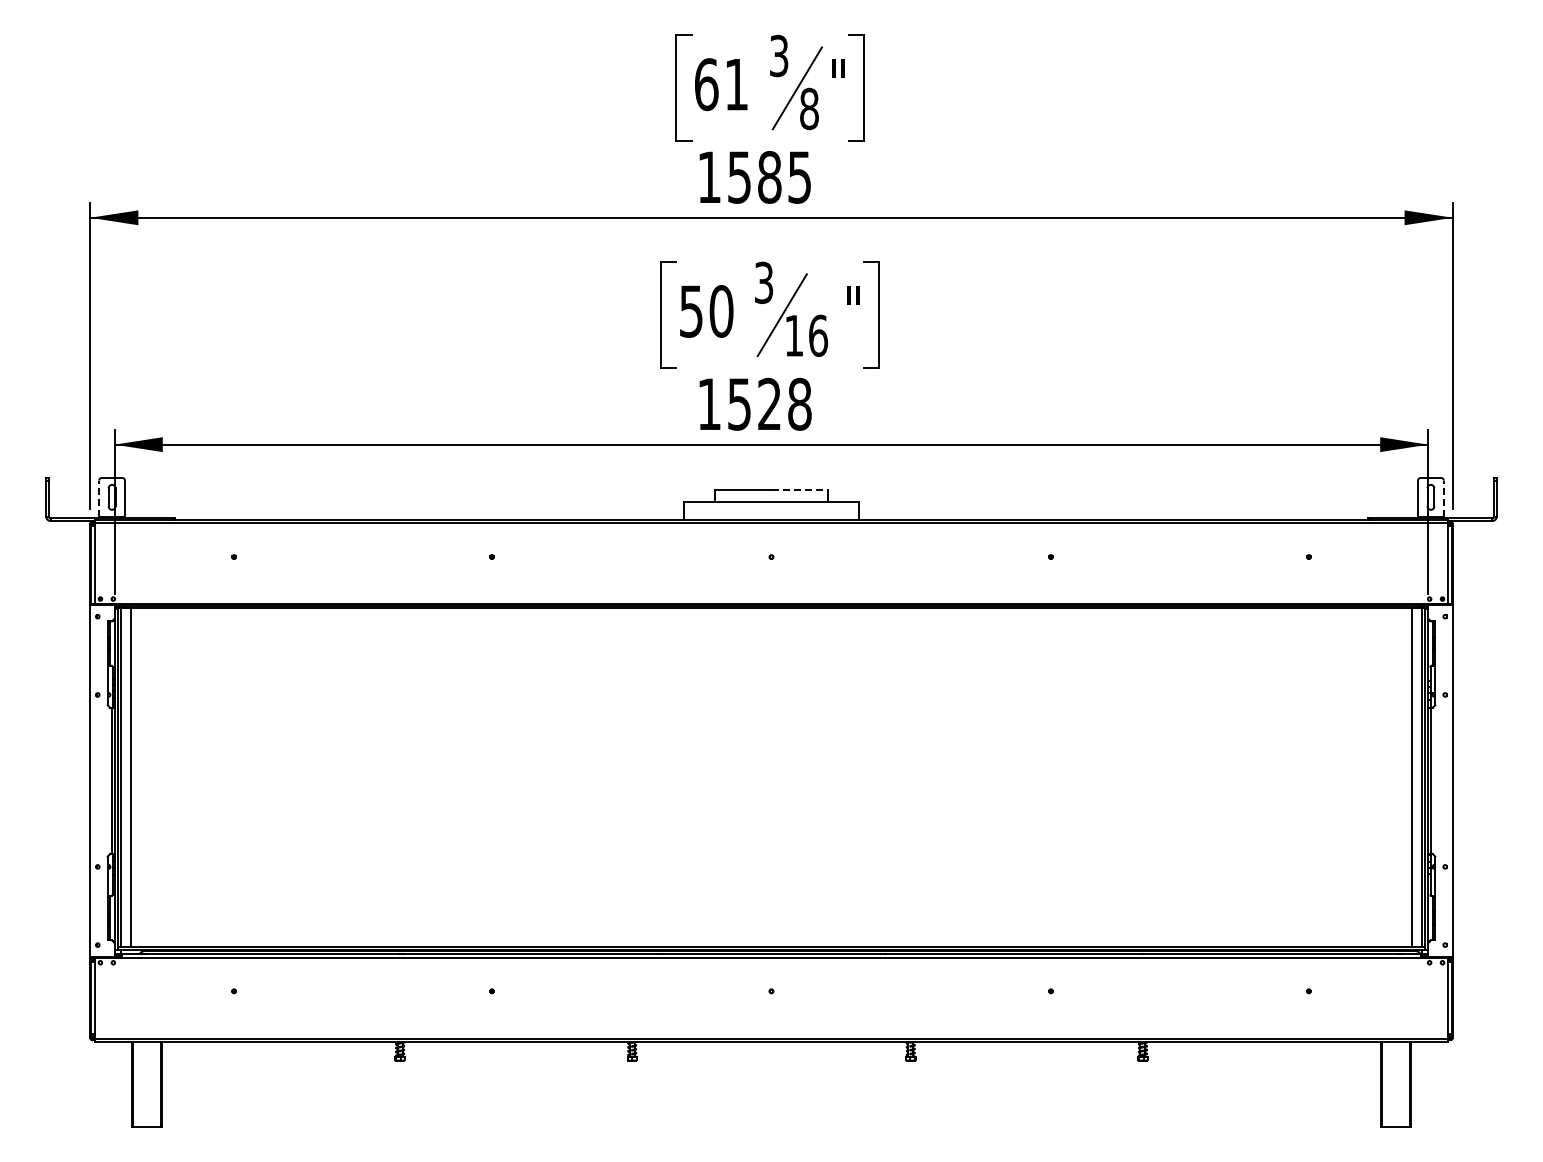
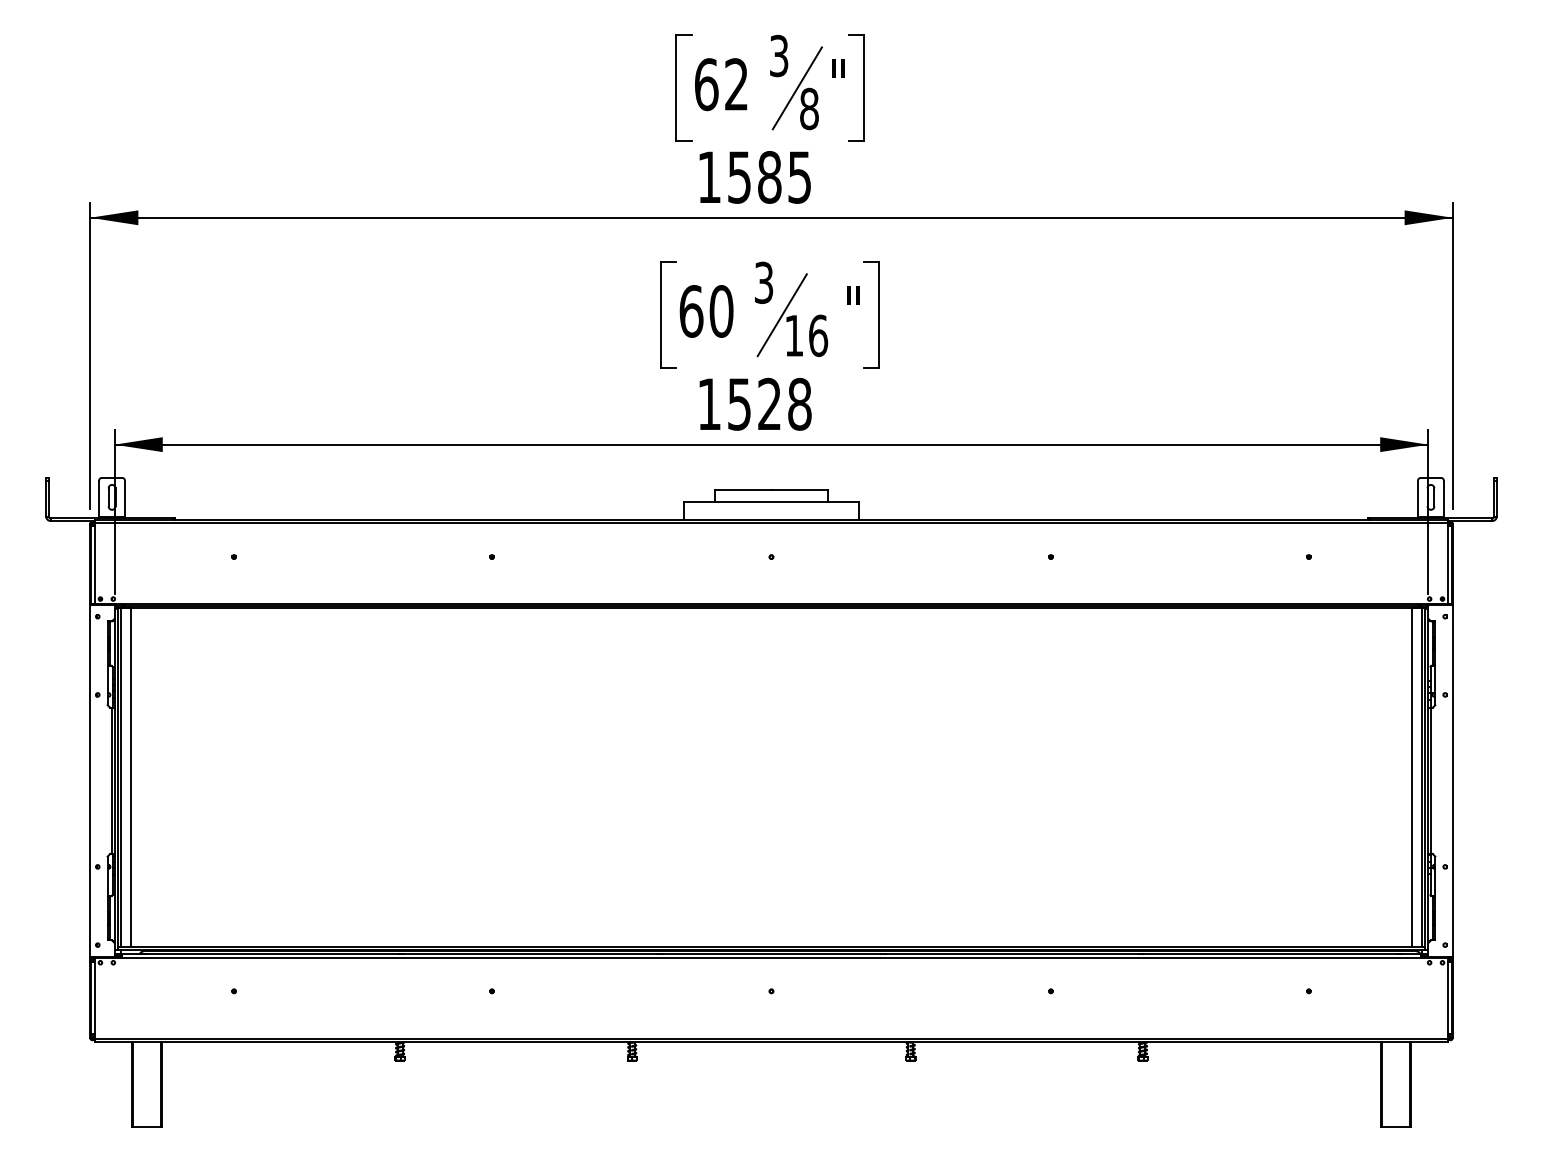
text: 61 -> 62 (736, 84)
text: 50 -> 60 (691, 311)
line: dashed -> solid (800, 490)
line: dashed -> solid (99, 498)
line: dashed -> solid (1443, 498)
